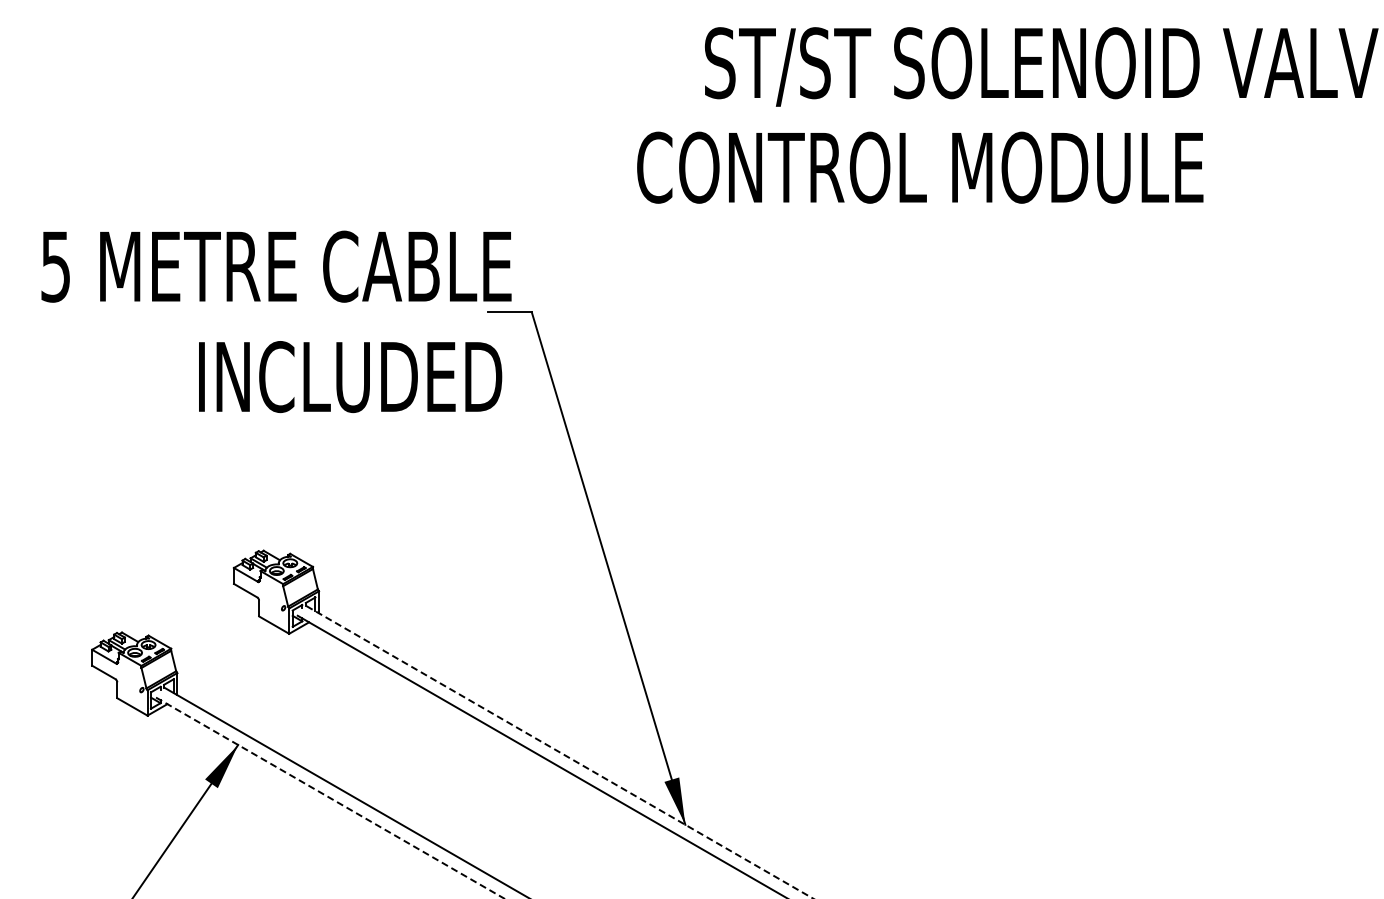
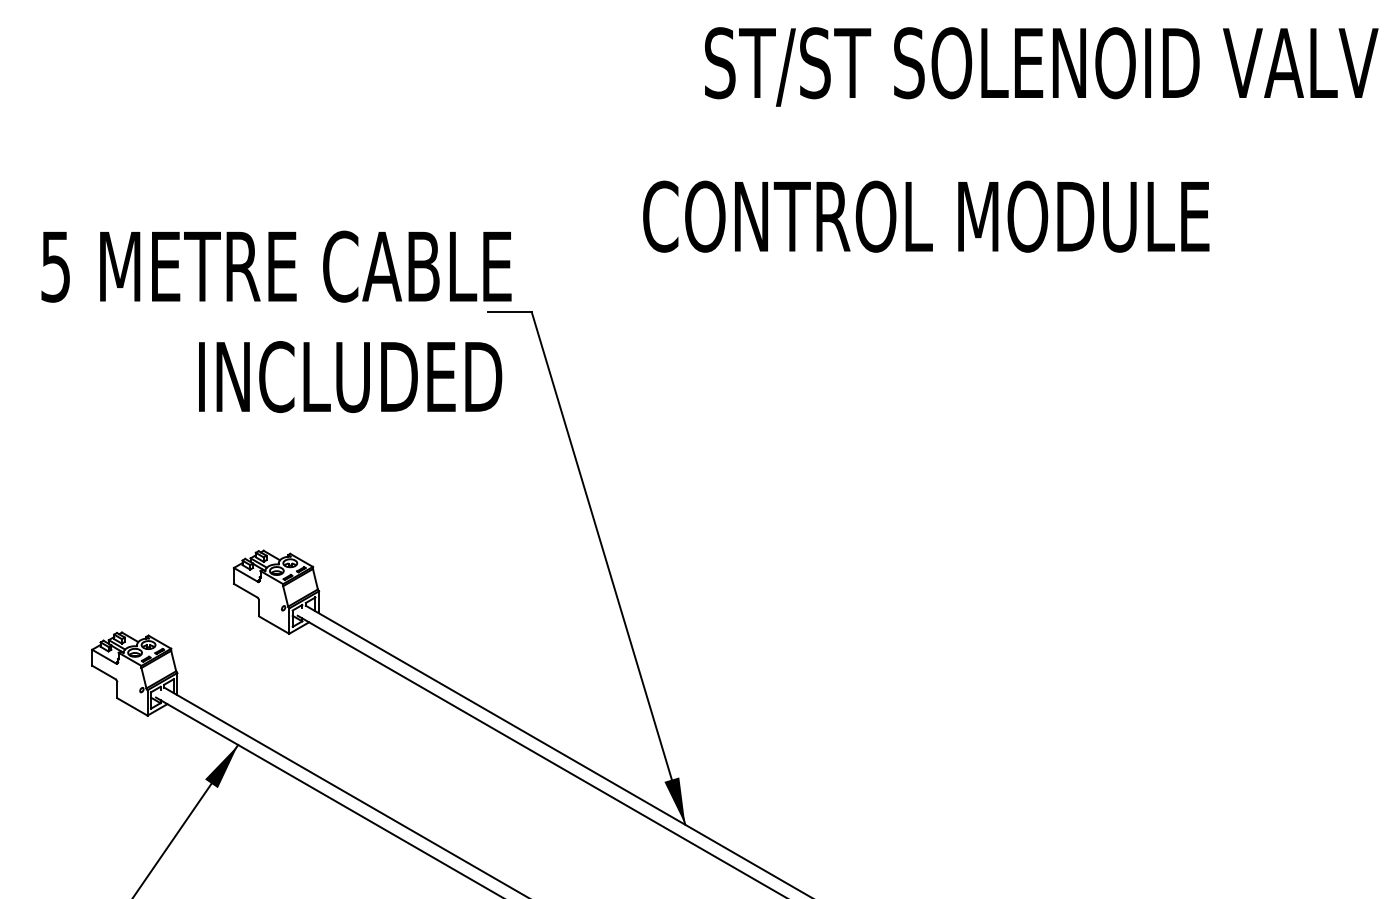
text position: (920, 167) -> (926, 216) (926, 216)
line: dashed -> solid (559, 752)
line: dashed -> solid (330, 798)
